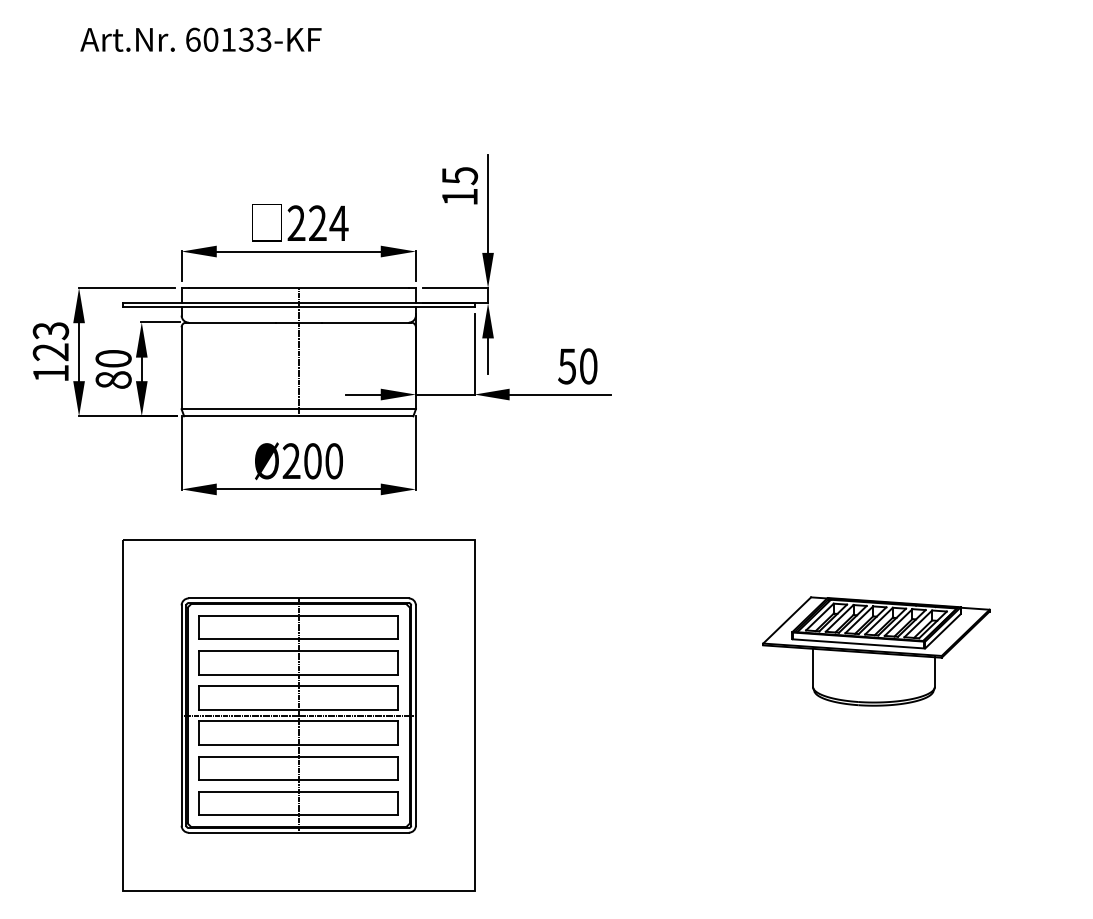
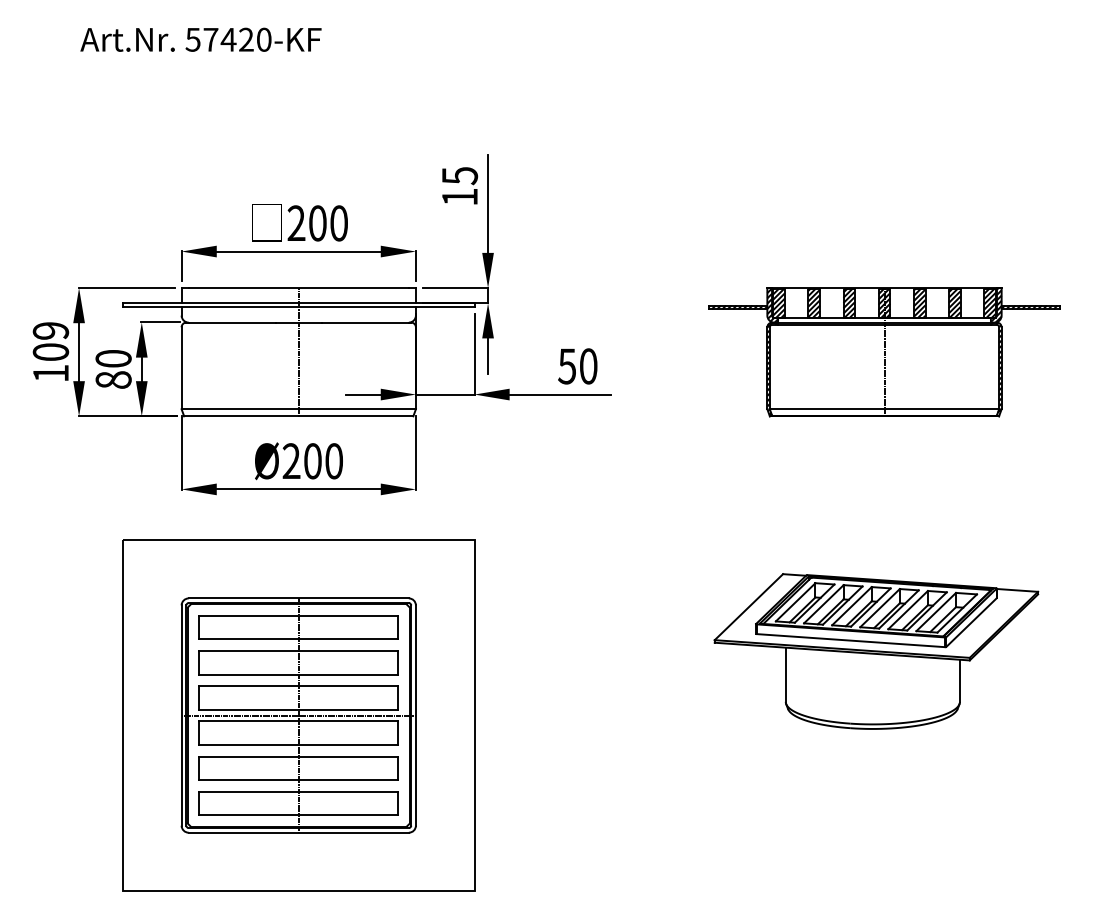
text: 60133-KF -> 57420-KF (228, 39)
text: 224 -> 200 (328, 223)
text: 123 -> 109 (50, 341)
part: none -> present (884, 352)
part size: 229x111 px -> 327x157 px (876, 651)
